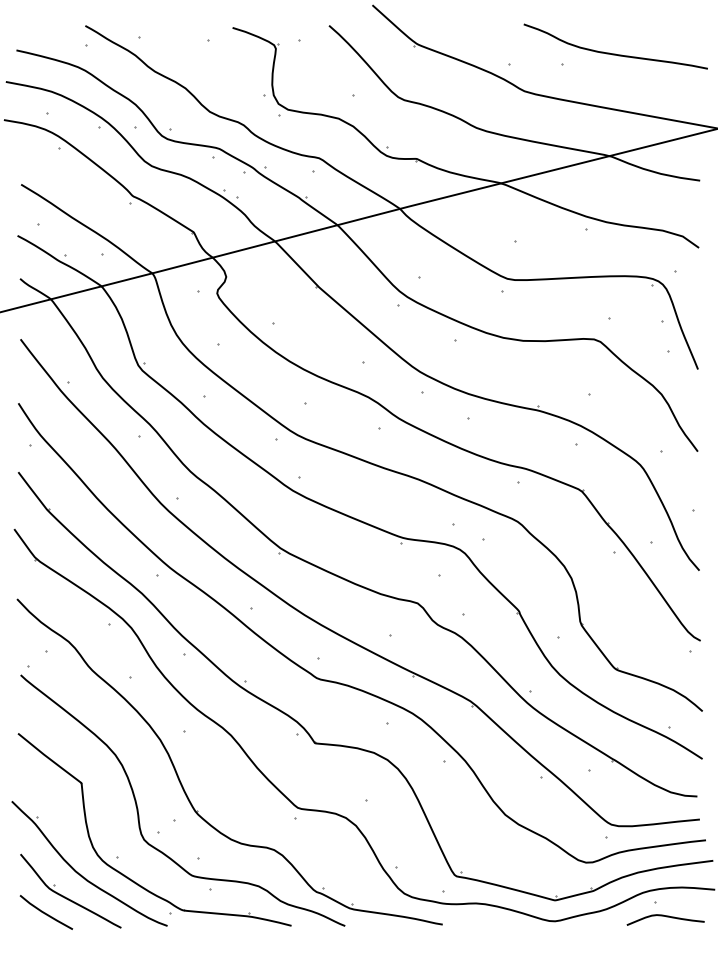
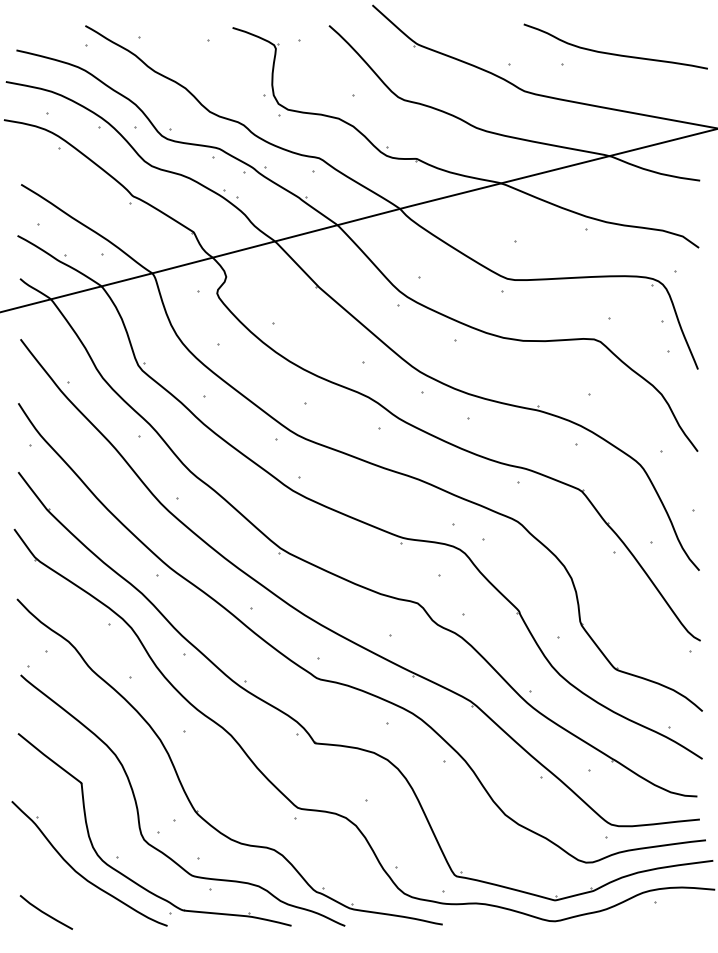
part: present -> none (67, 897)
curve: present -> none (666, 917)
